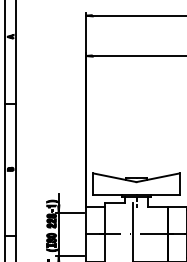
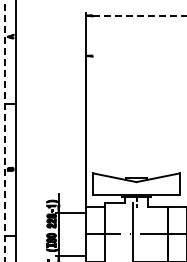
line: solid -> dashed (139, 15)
line: present -> none (137, 56)
line: solid -> dashed (4, 131)
